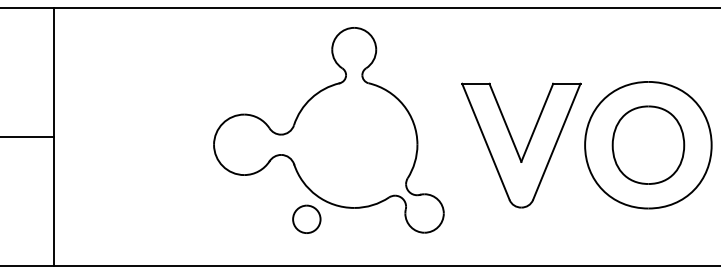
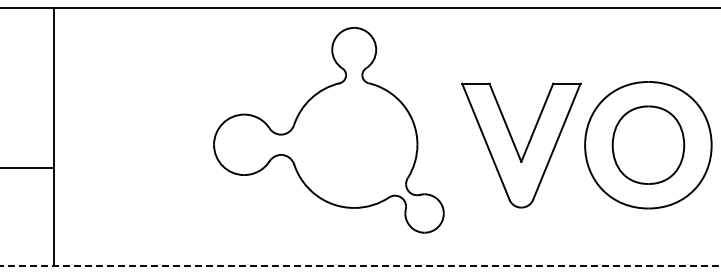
line position: (27, 136) -> (27, 167) (27, 167)
part: present -> none (306, 218)
line: solid -> dashed (360, 265)
